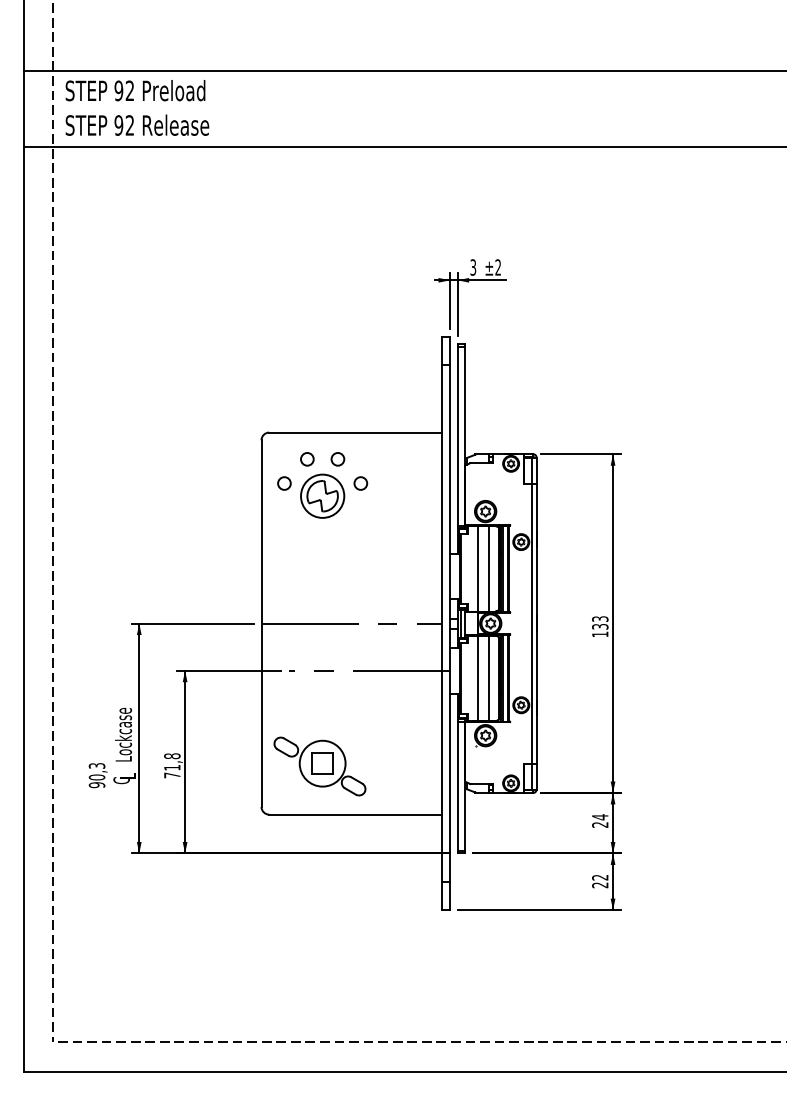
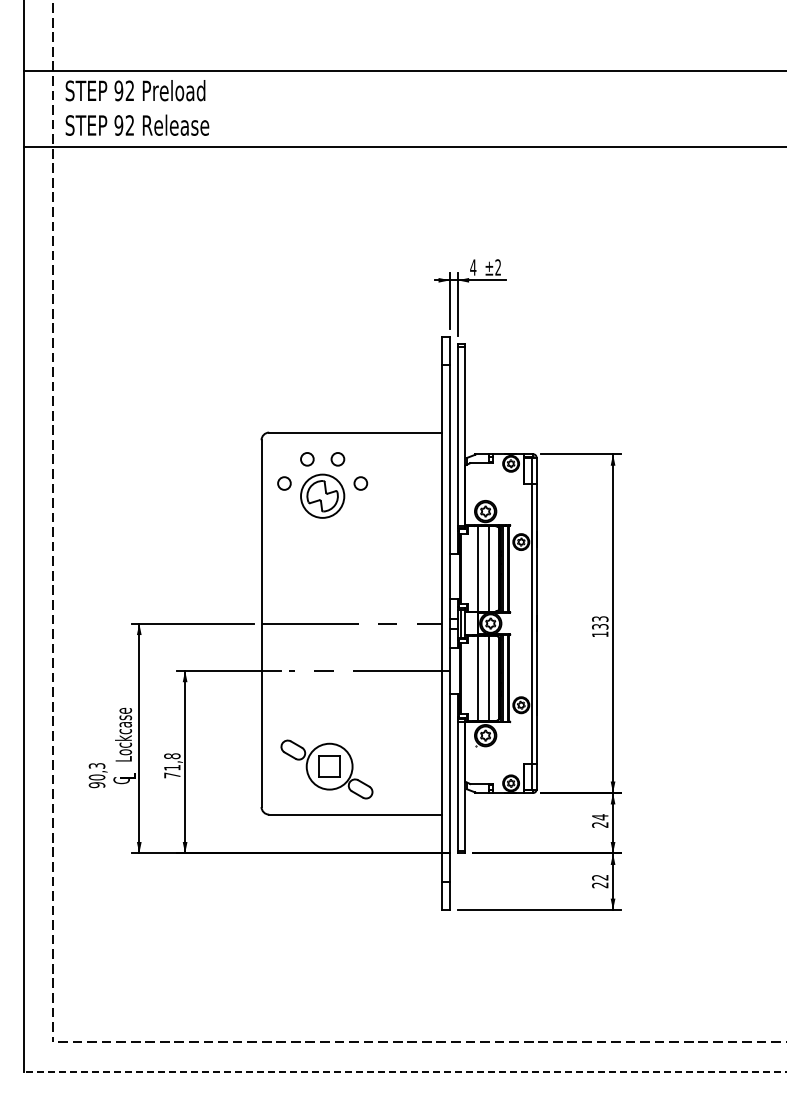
text: 3 -> 4 (473, 267)
part position: (319, 766) -> (326, 769) (326, 769)
line: solid -> dashed (404, 1071)
